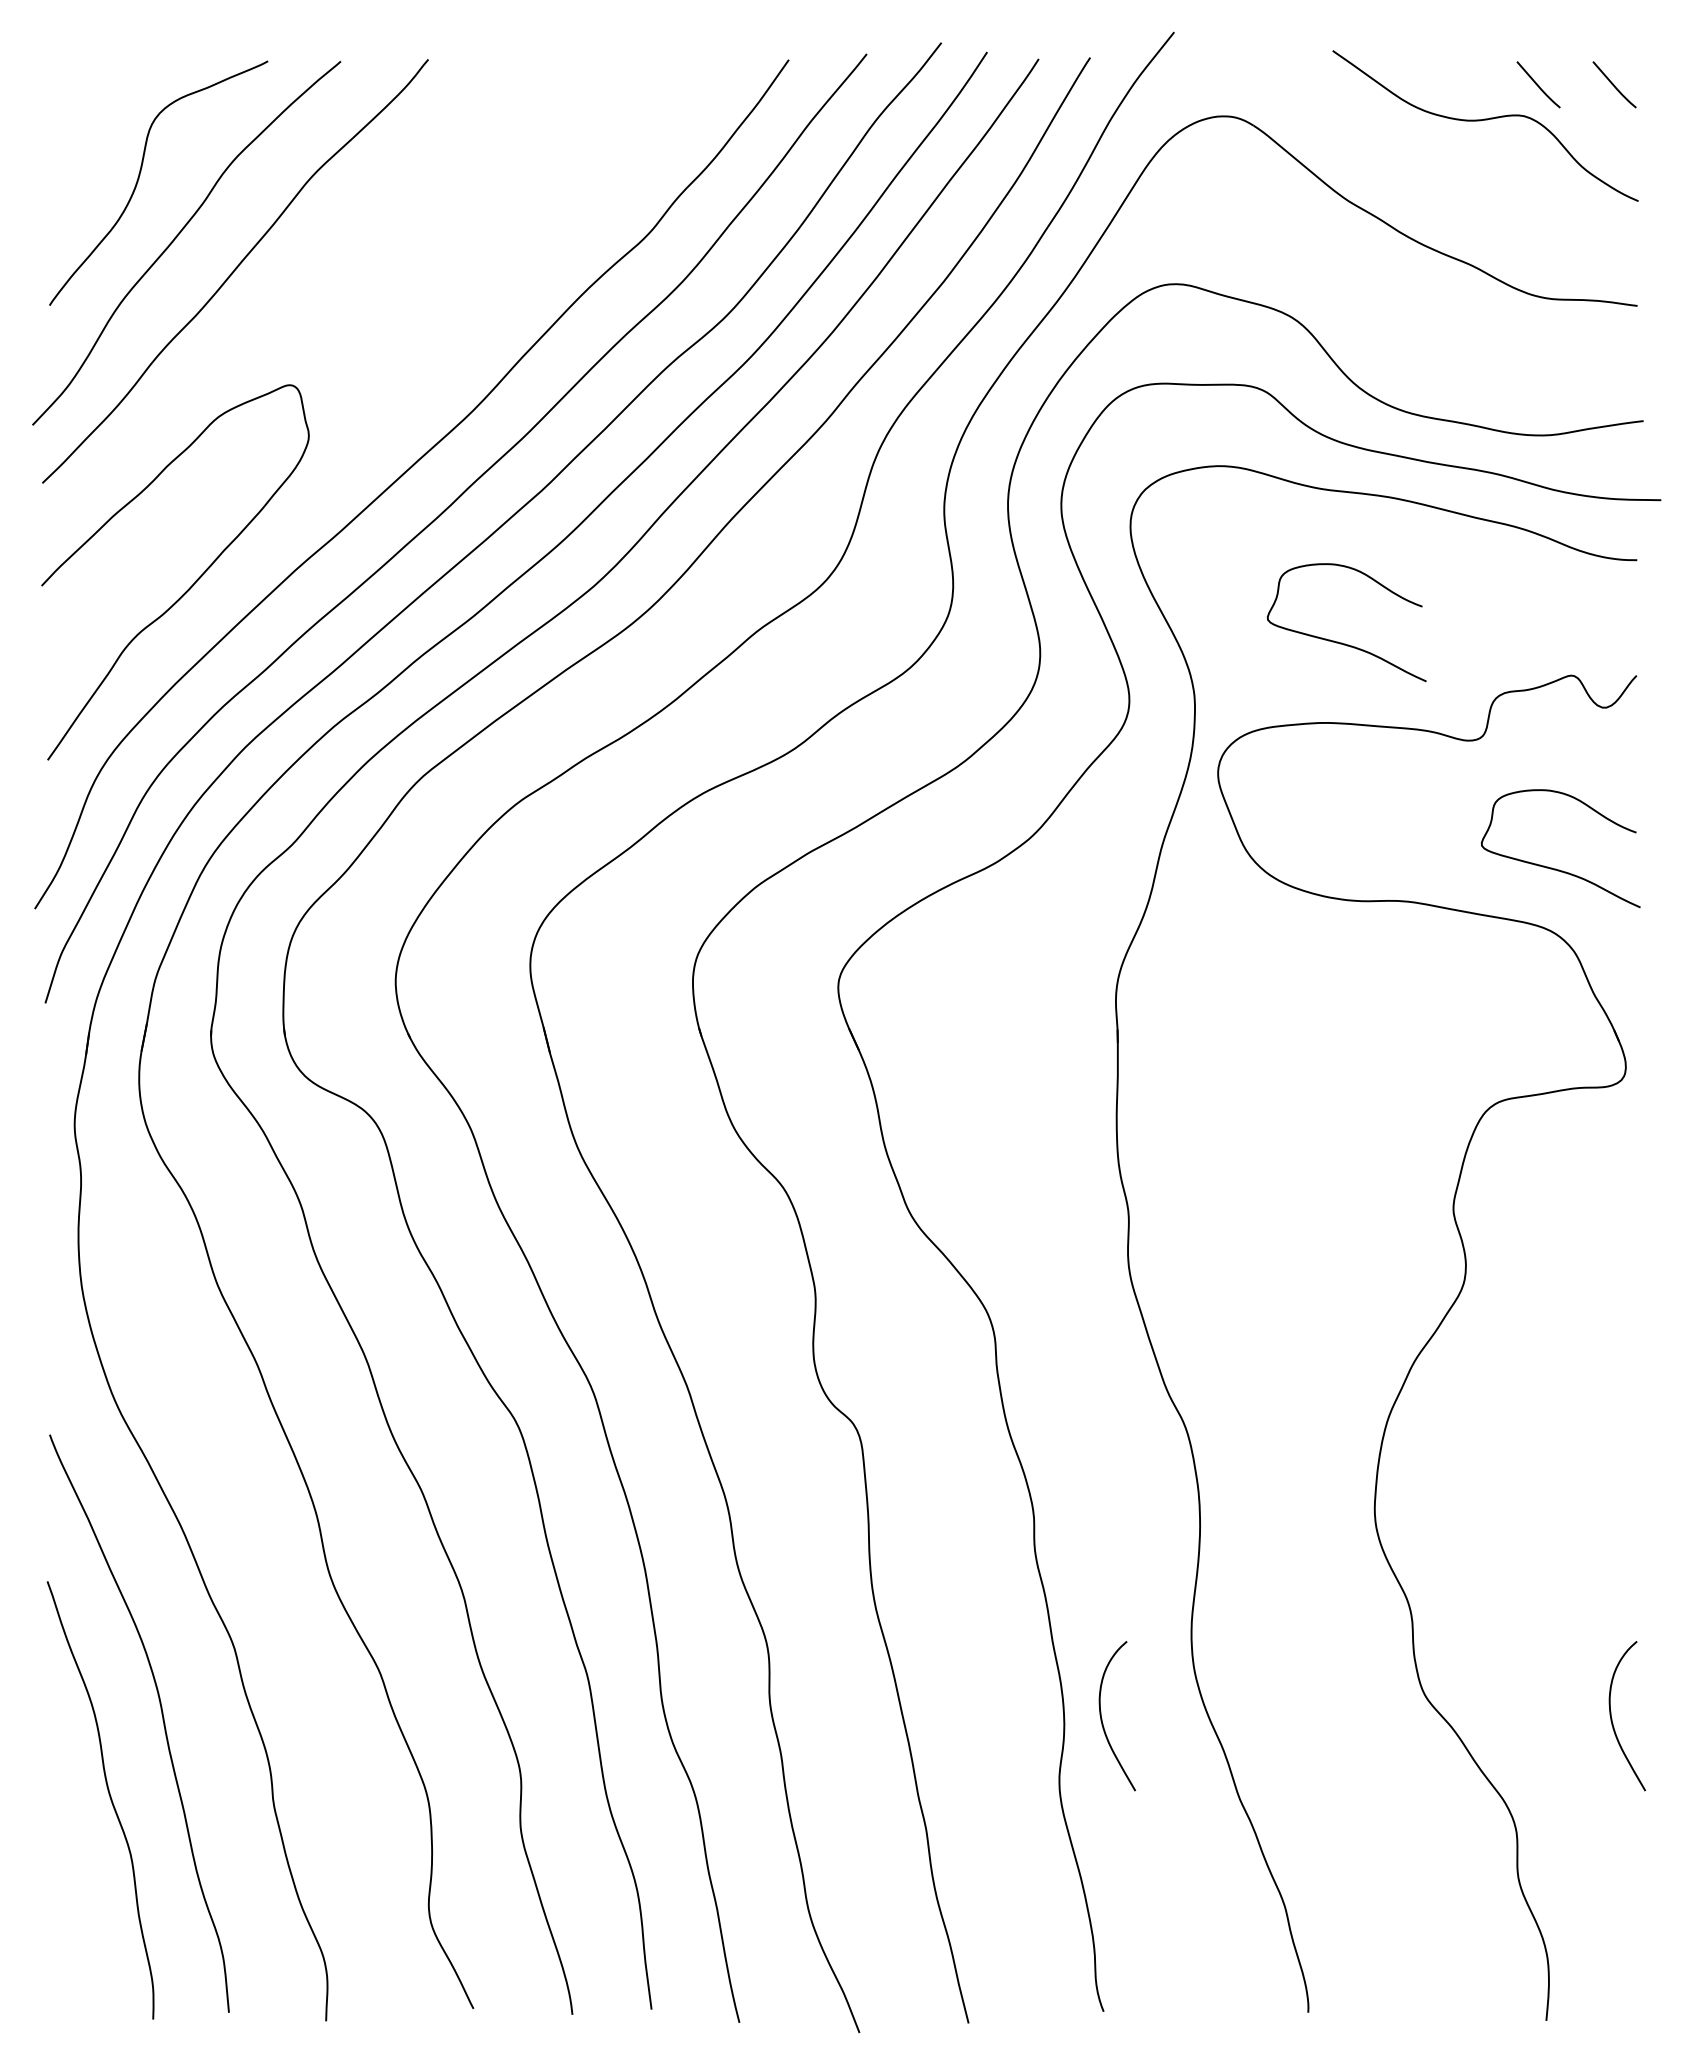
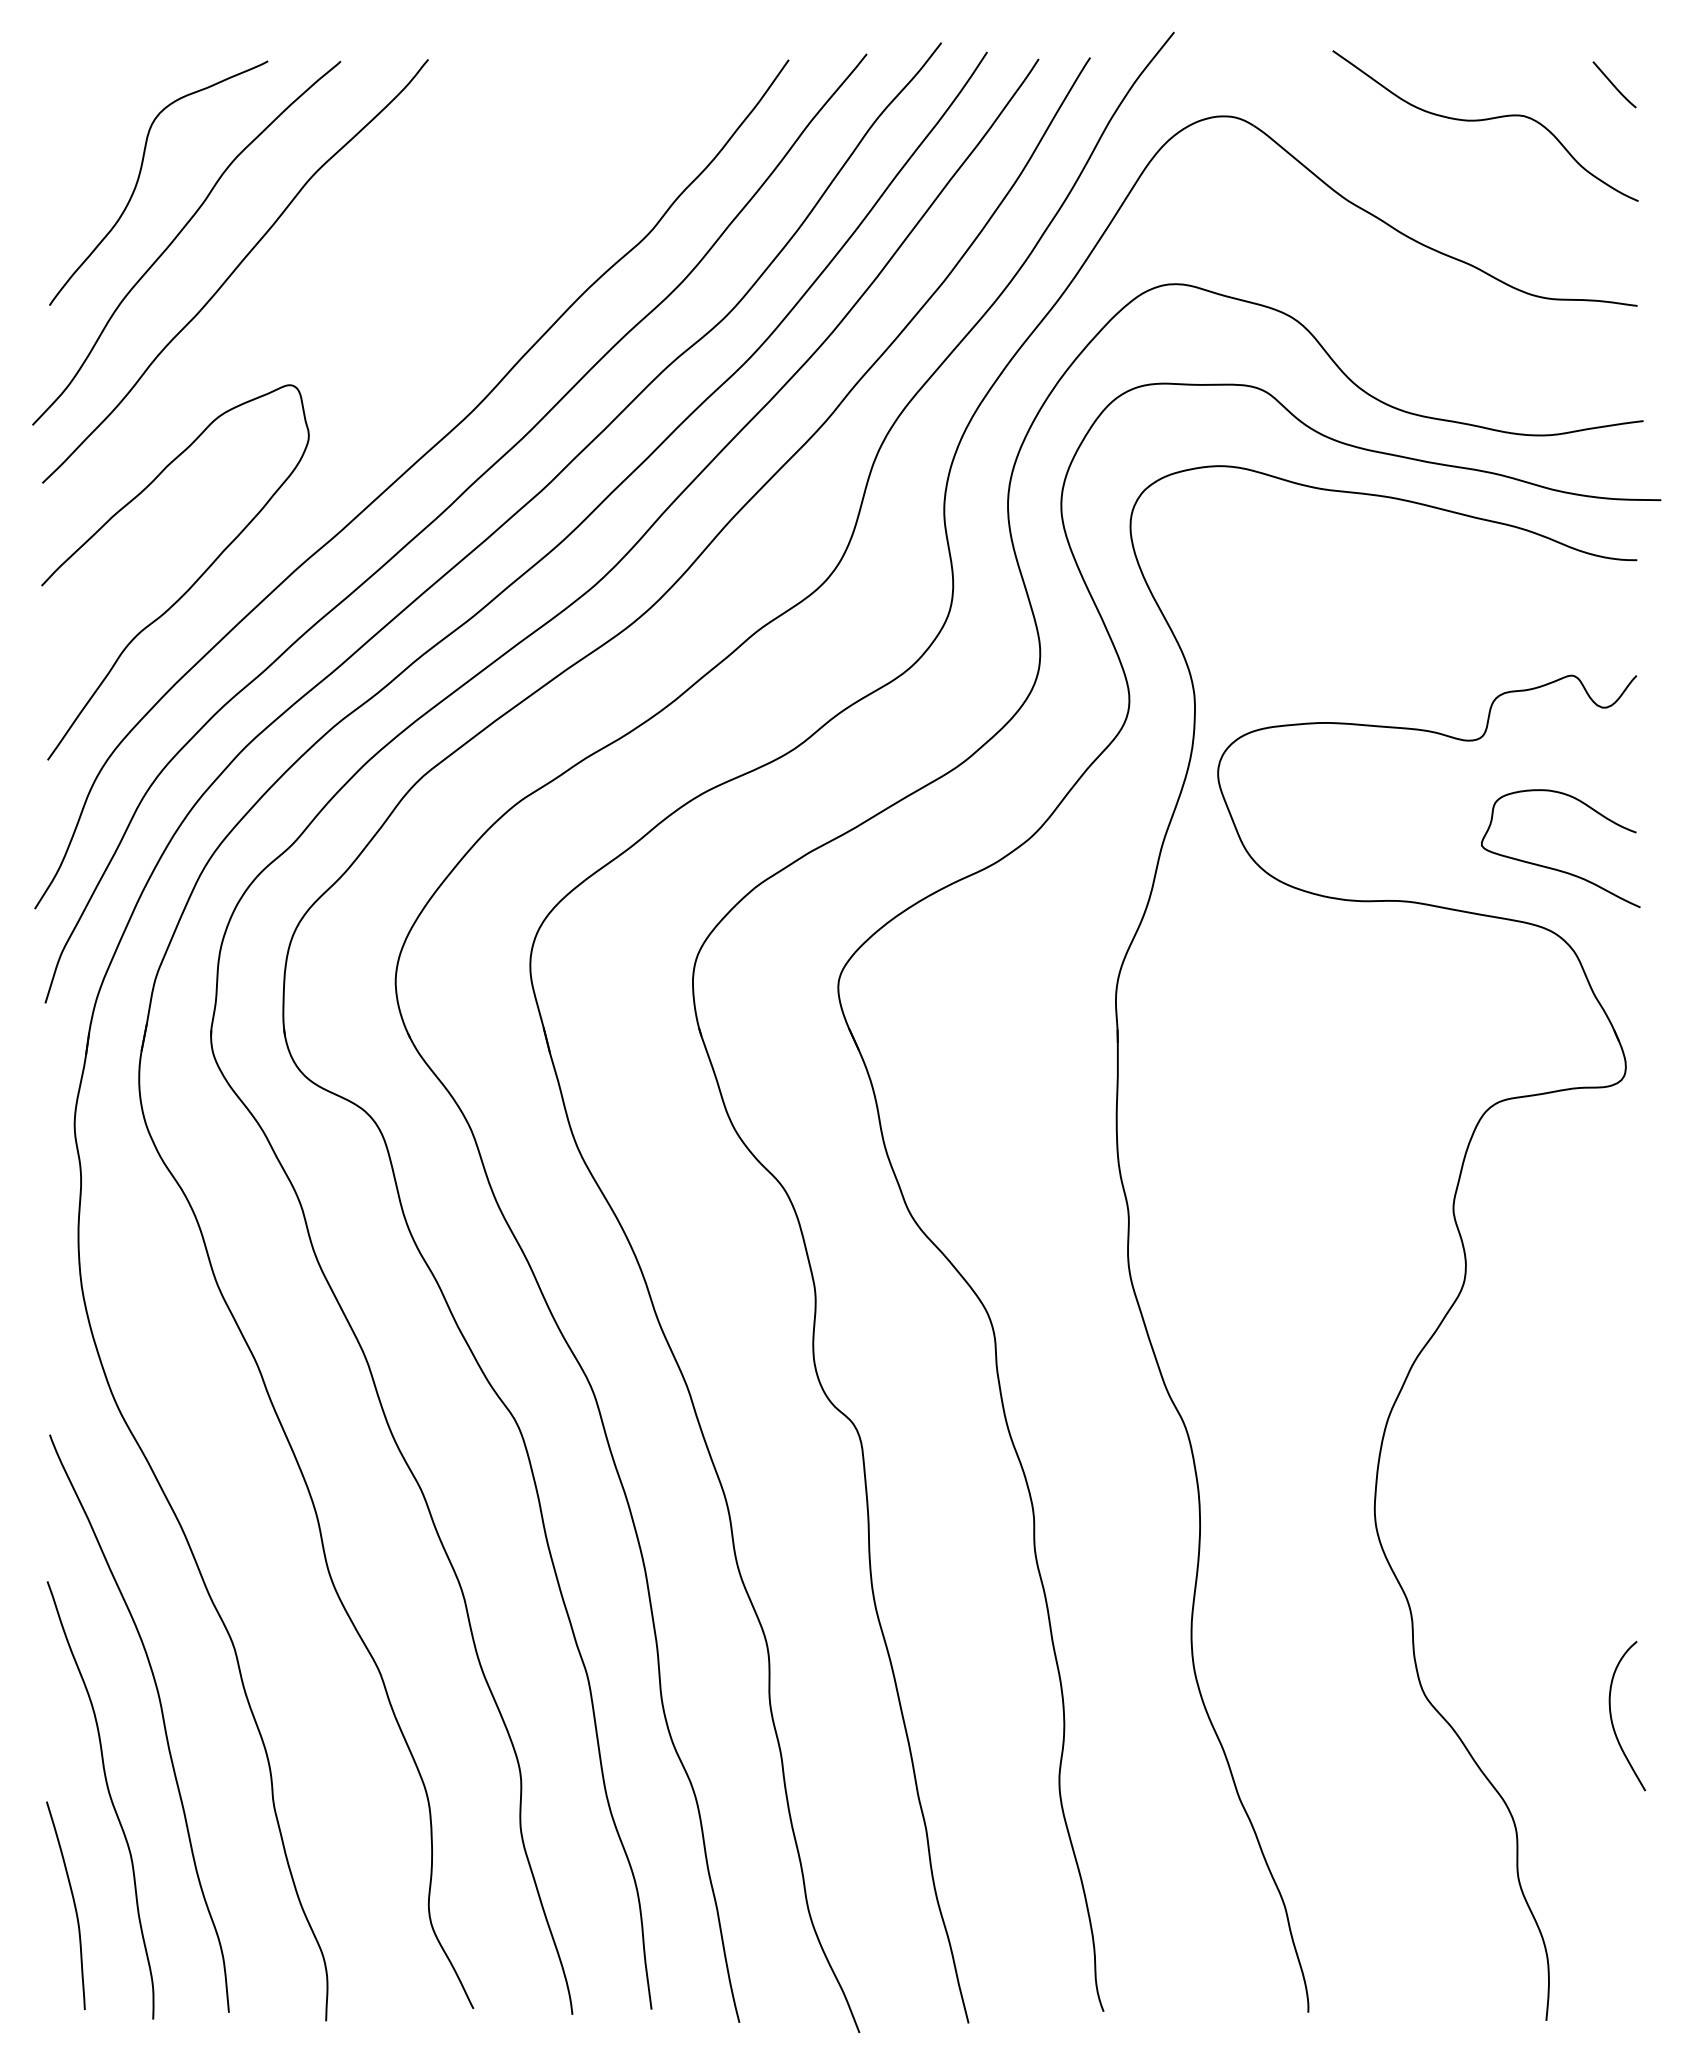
curve: present -> none (1538, 84)
curve: present -> none (1342, 642)
curve: present -> none (1102, 1718)
curve: none -> present (73, 1904)
